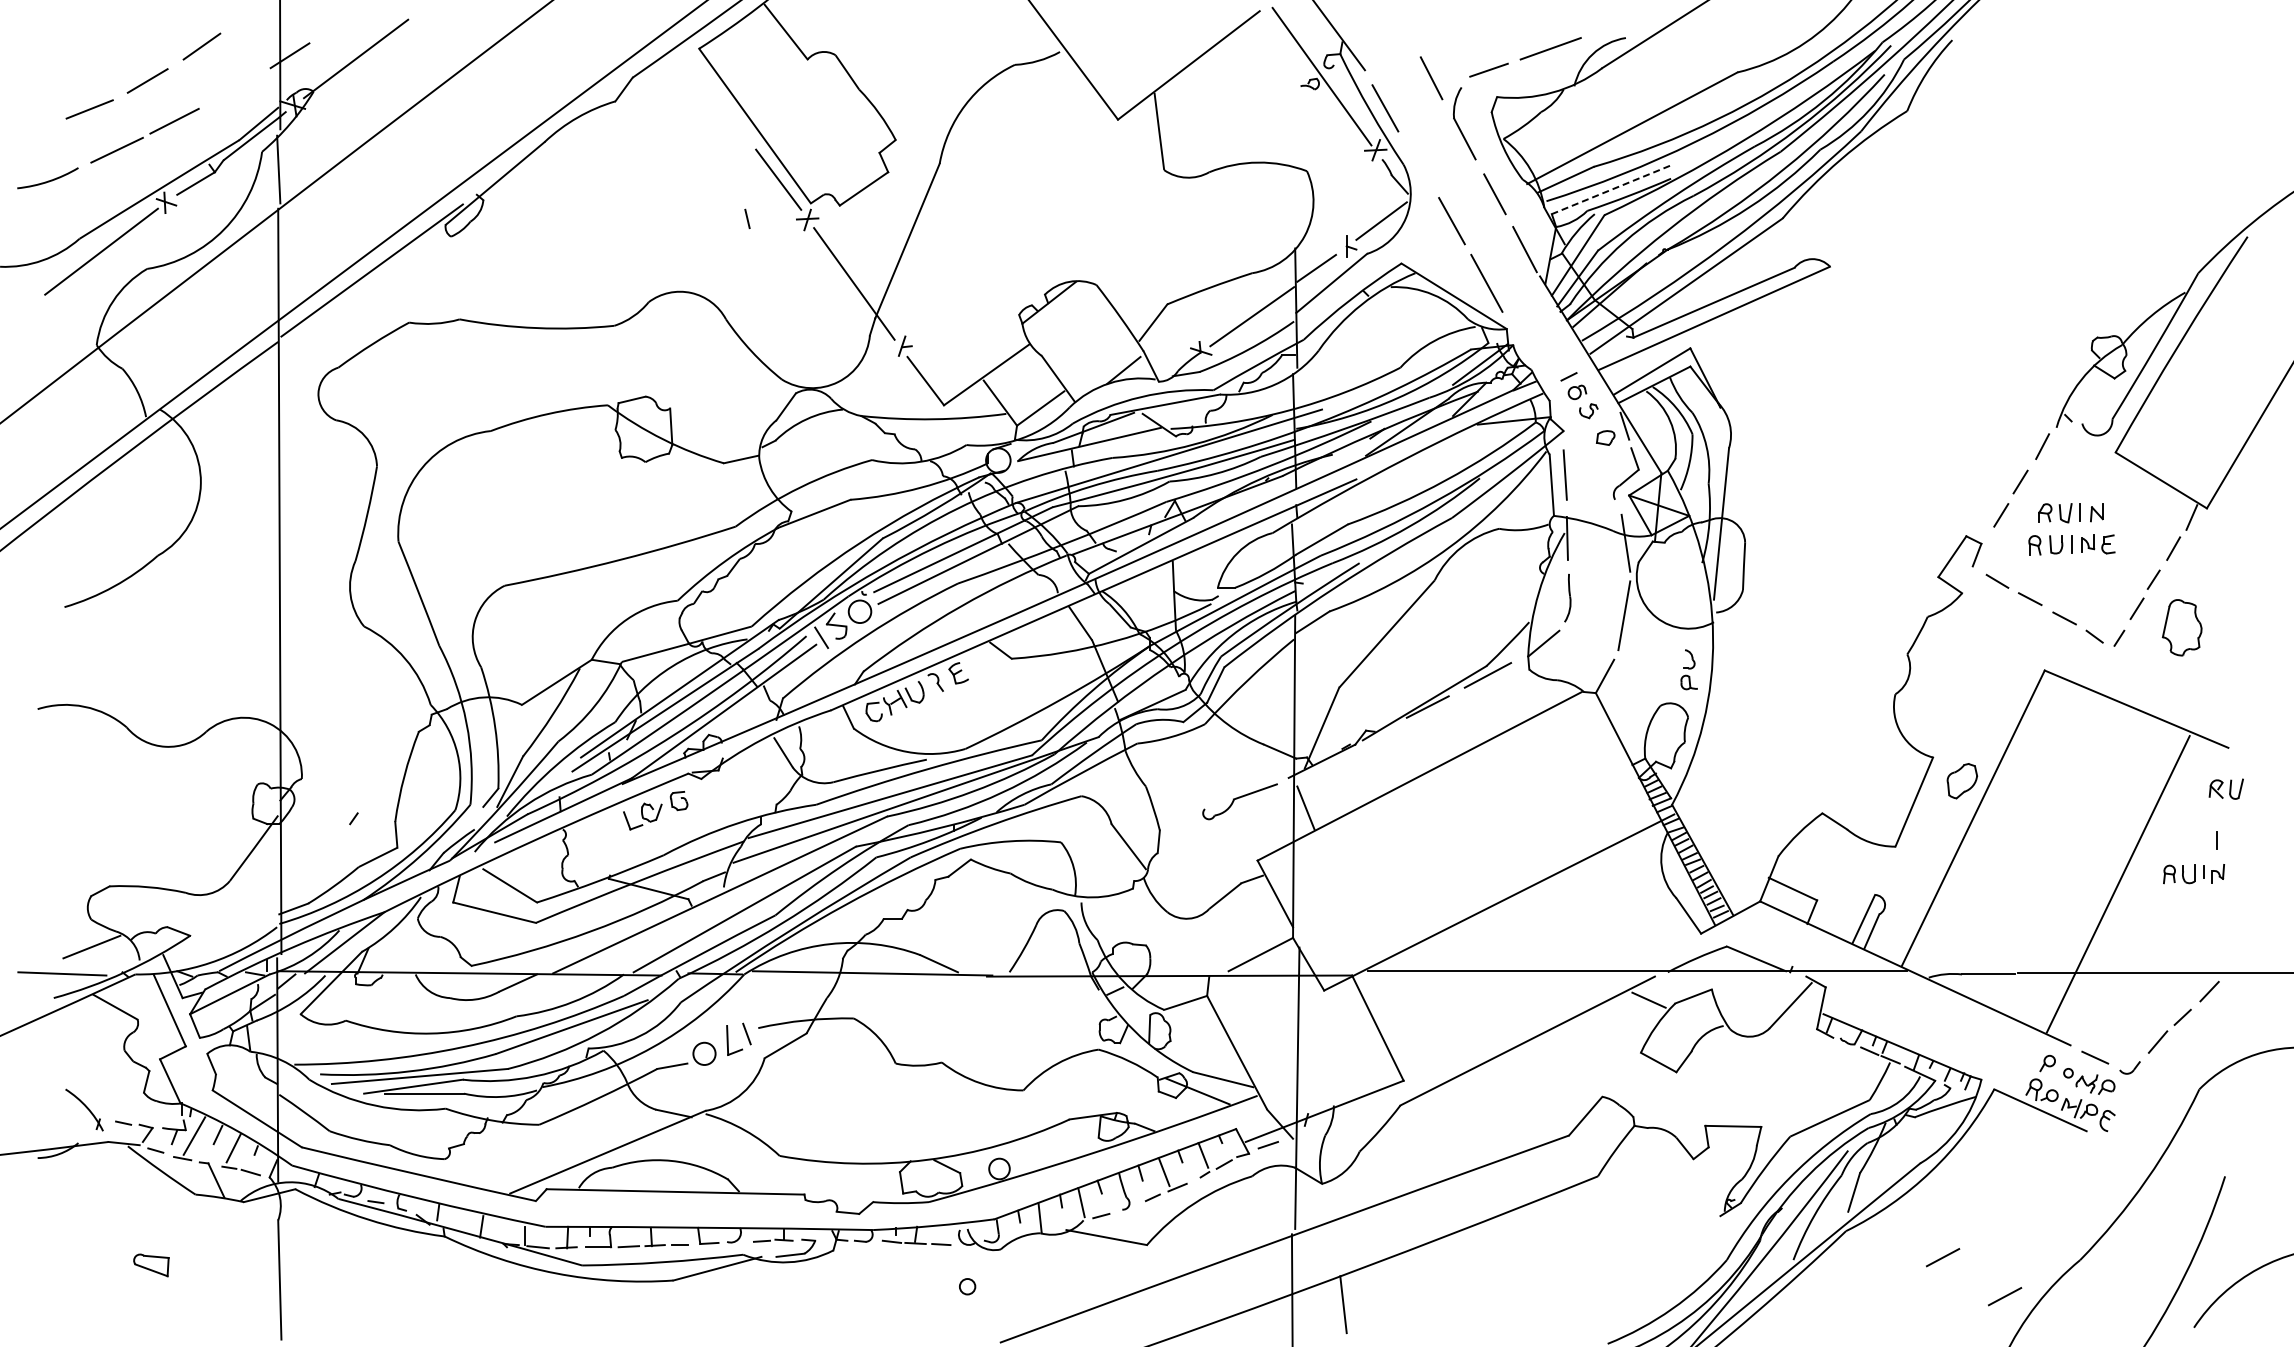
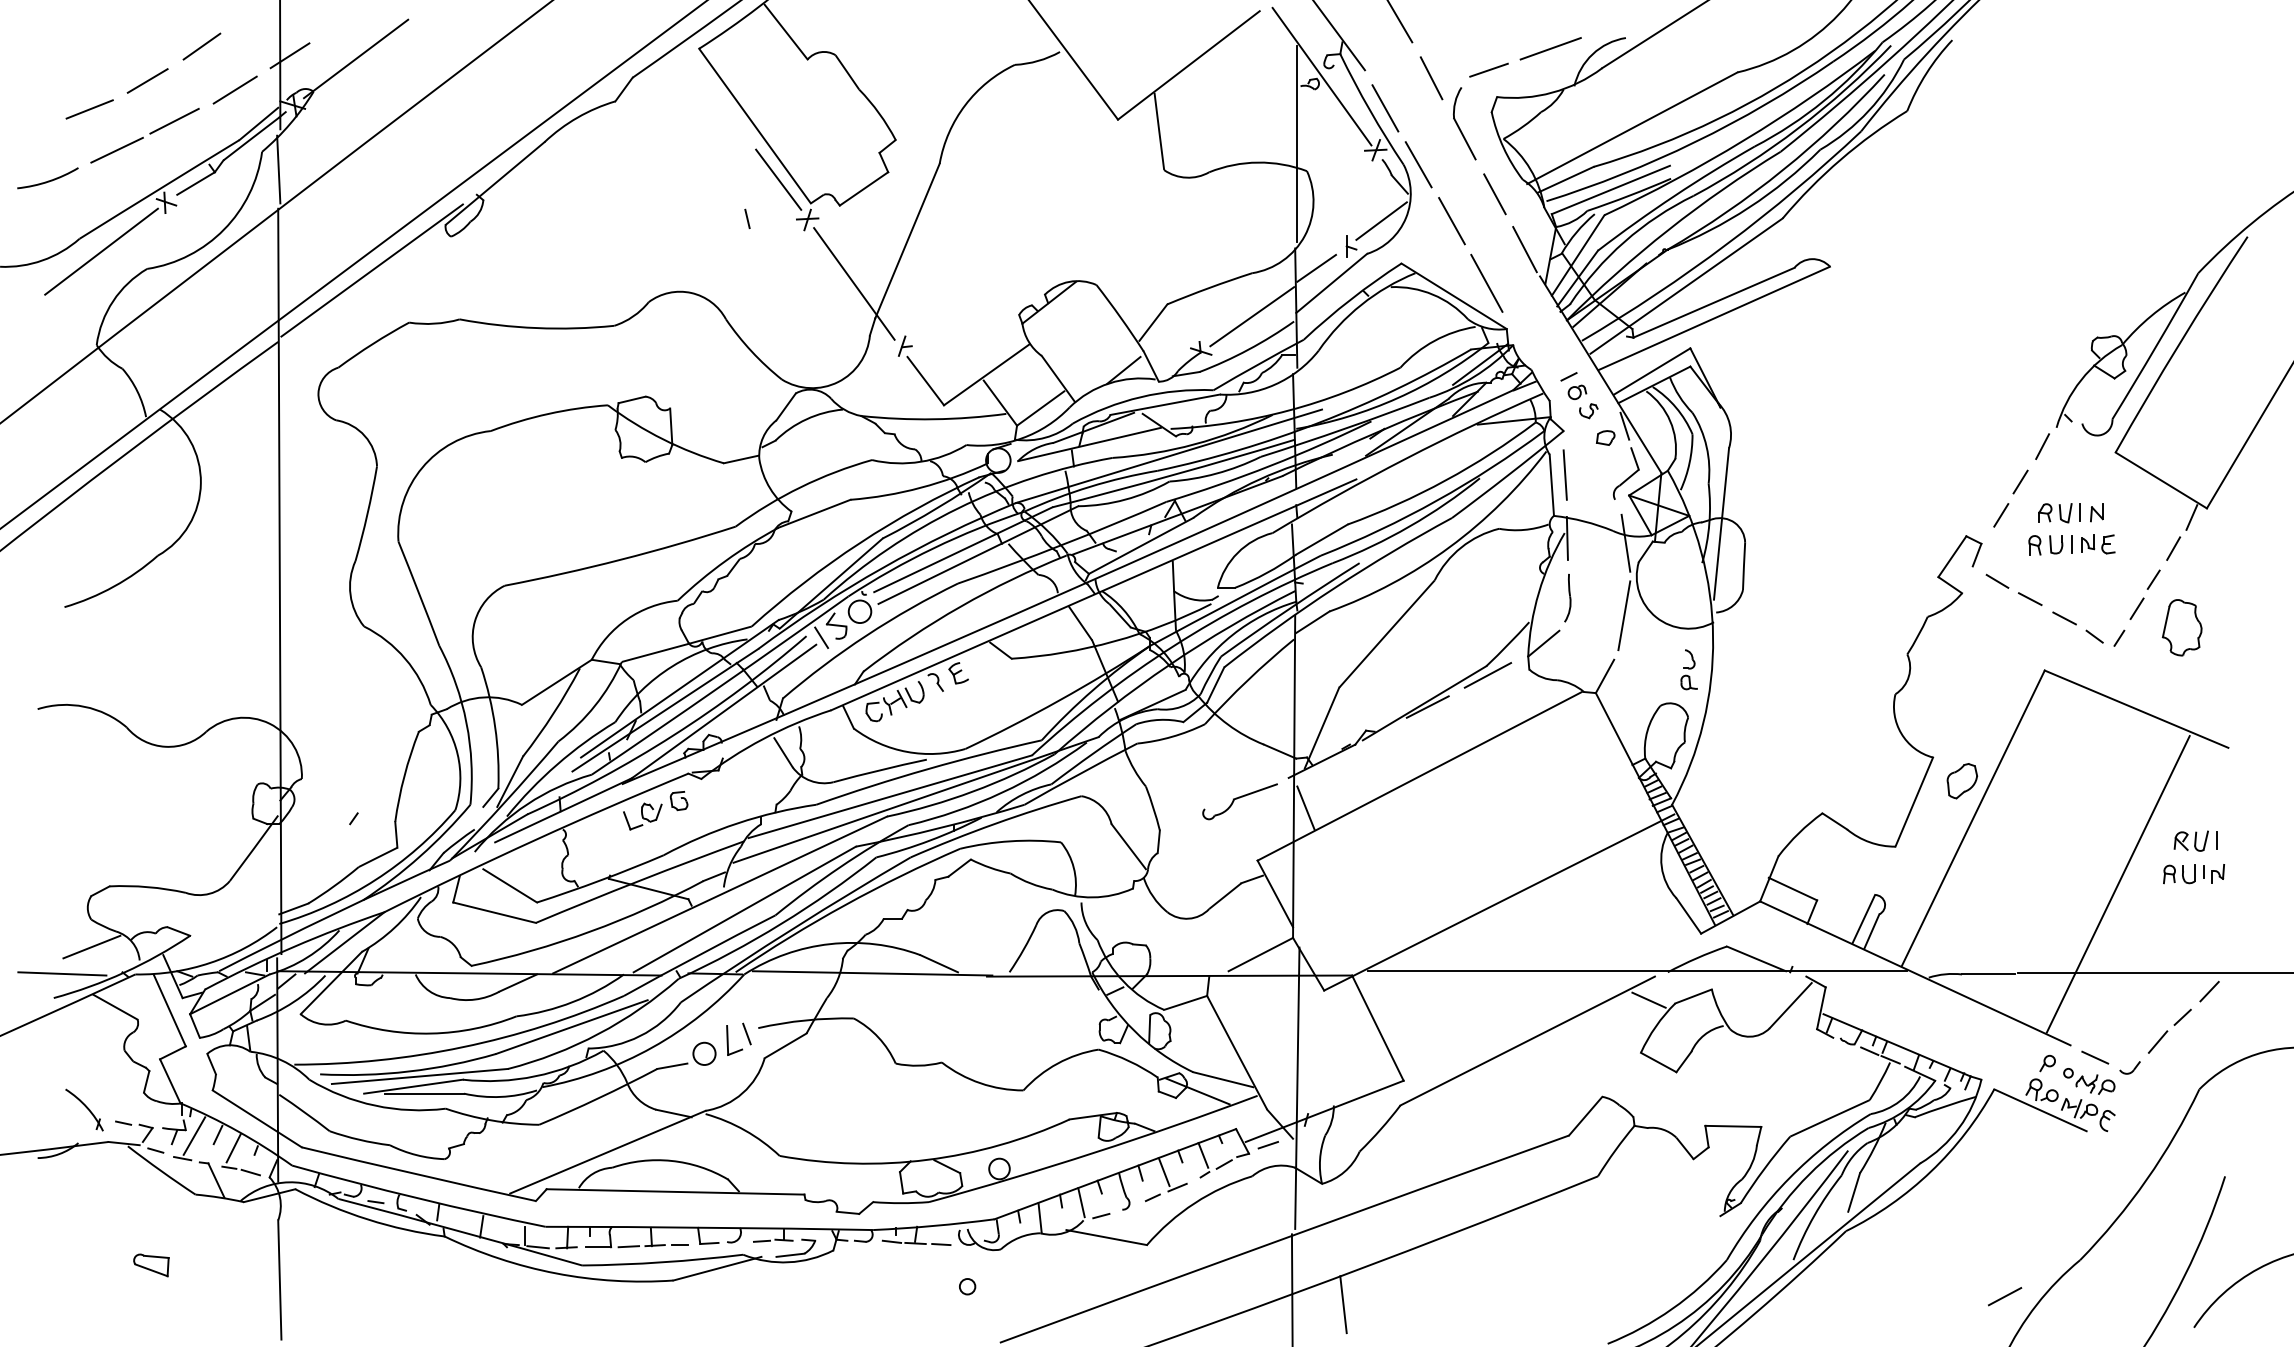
line: none -> present (1400, 22)
line: none -> present (234, 89)
line: none -> present (1297, 143)
line: none -> present (1418, 164)
line: dashed -> solid (1610, 189)
part position: (2225, 788) -> (2190, 840) (2190, 840)
line: present -> none (1943, 1257)
